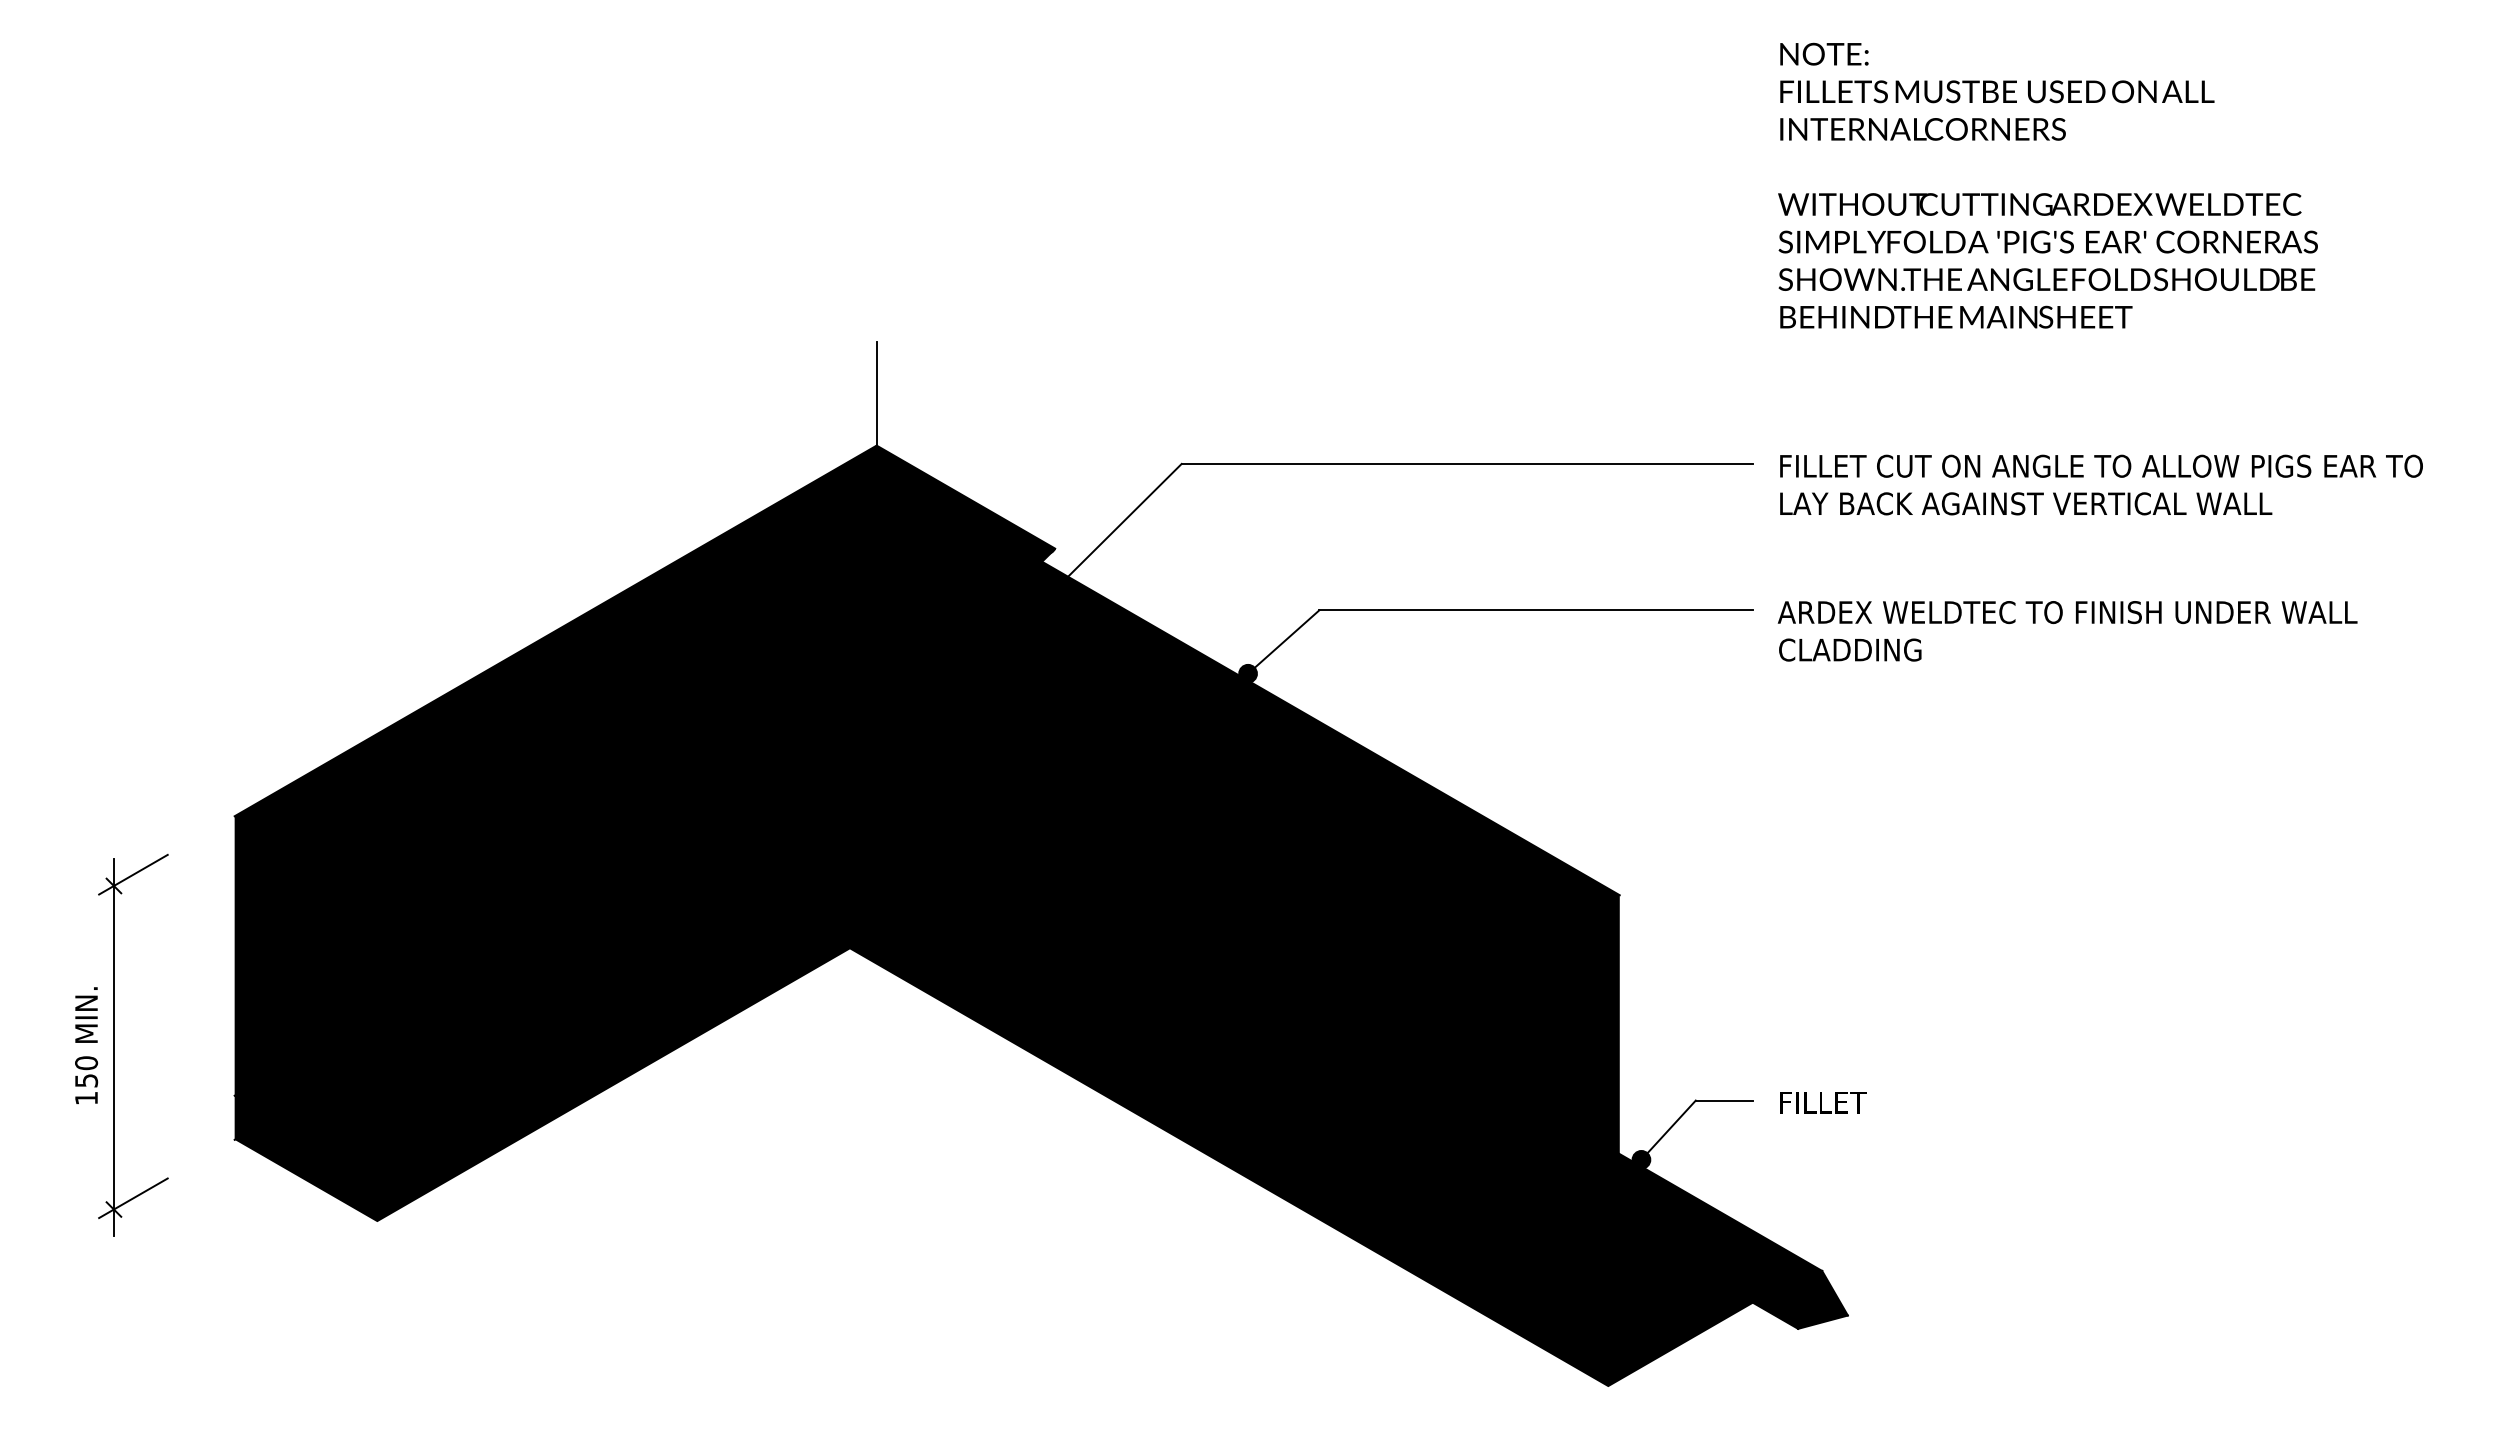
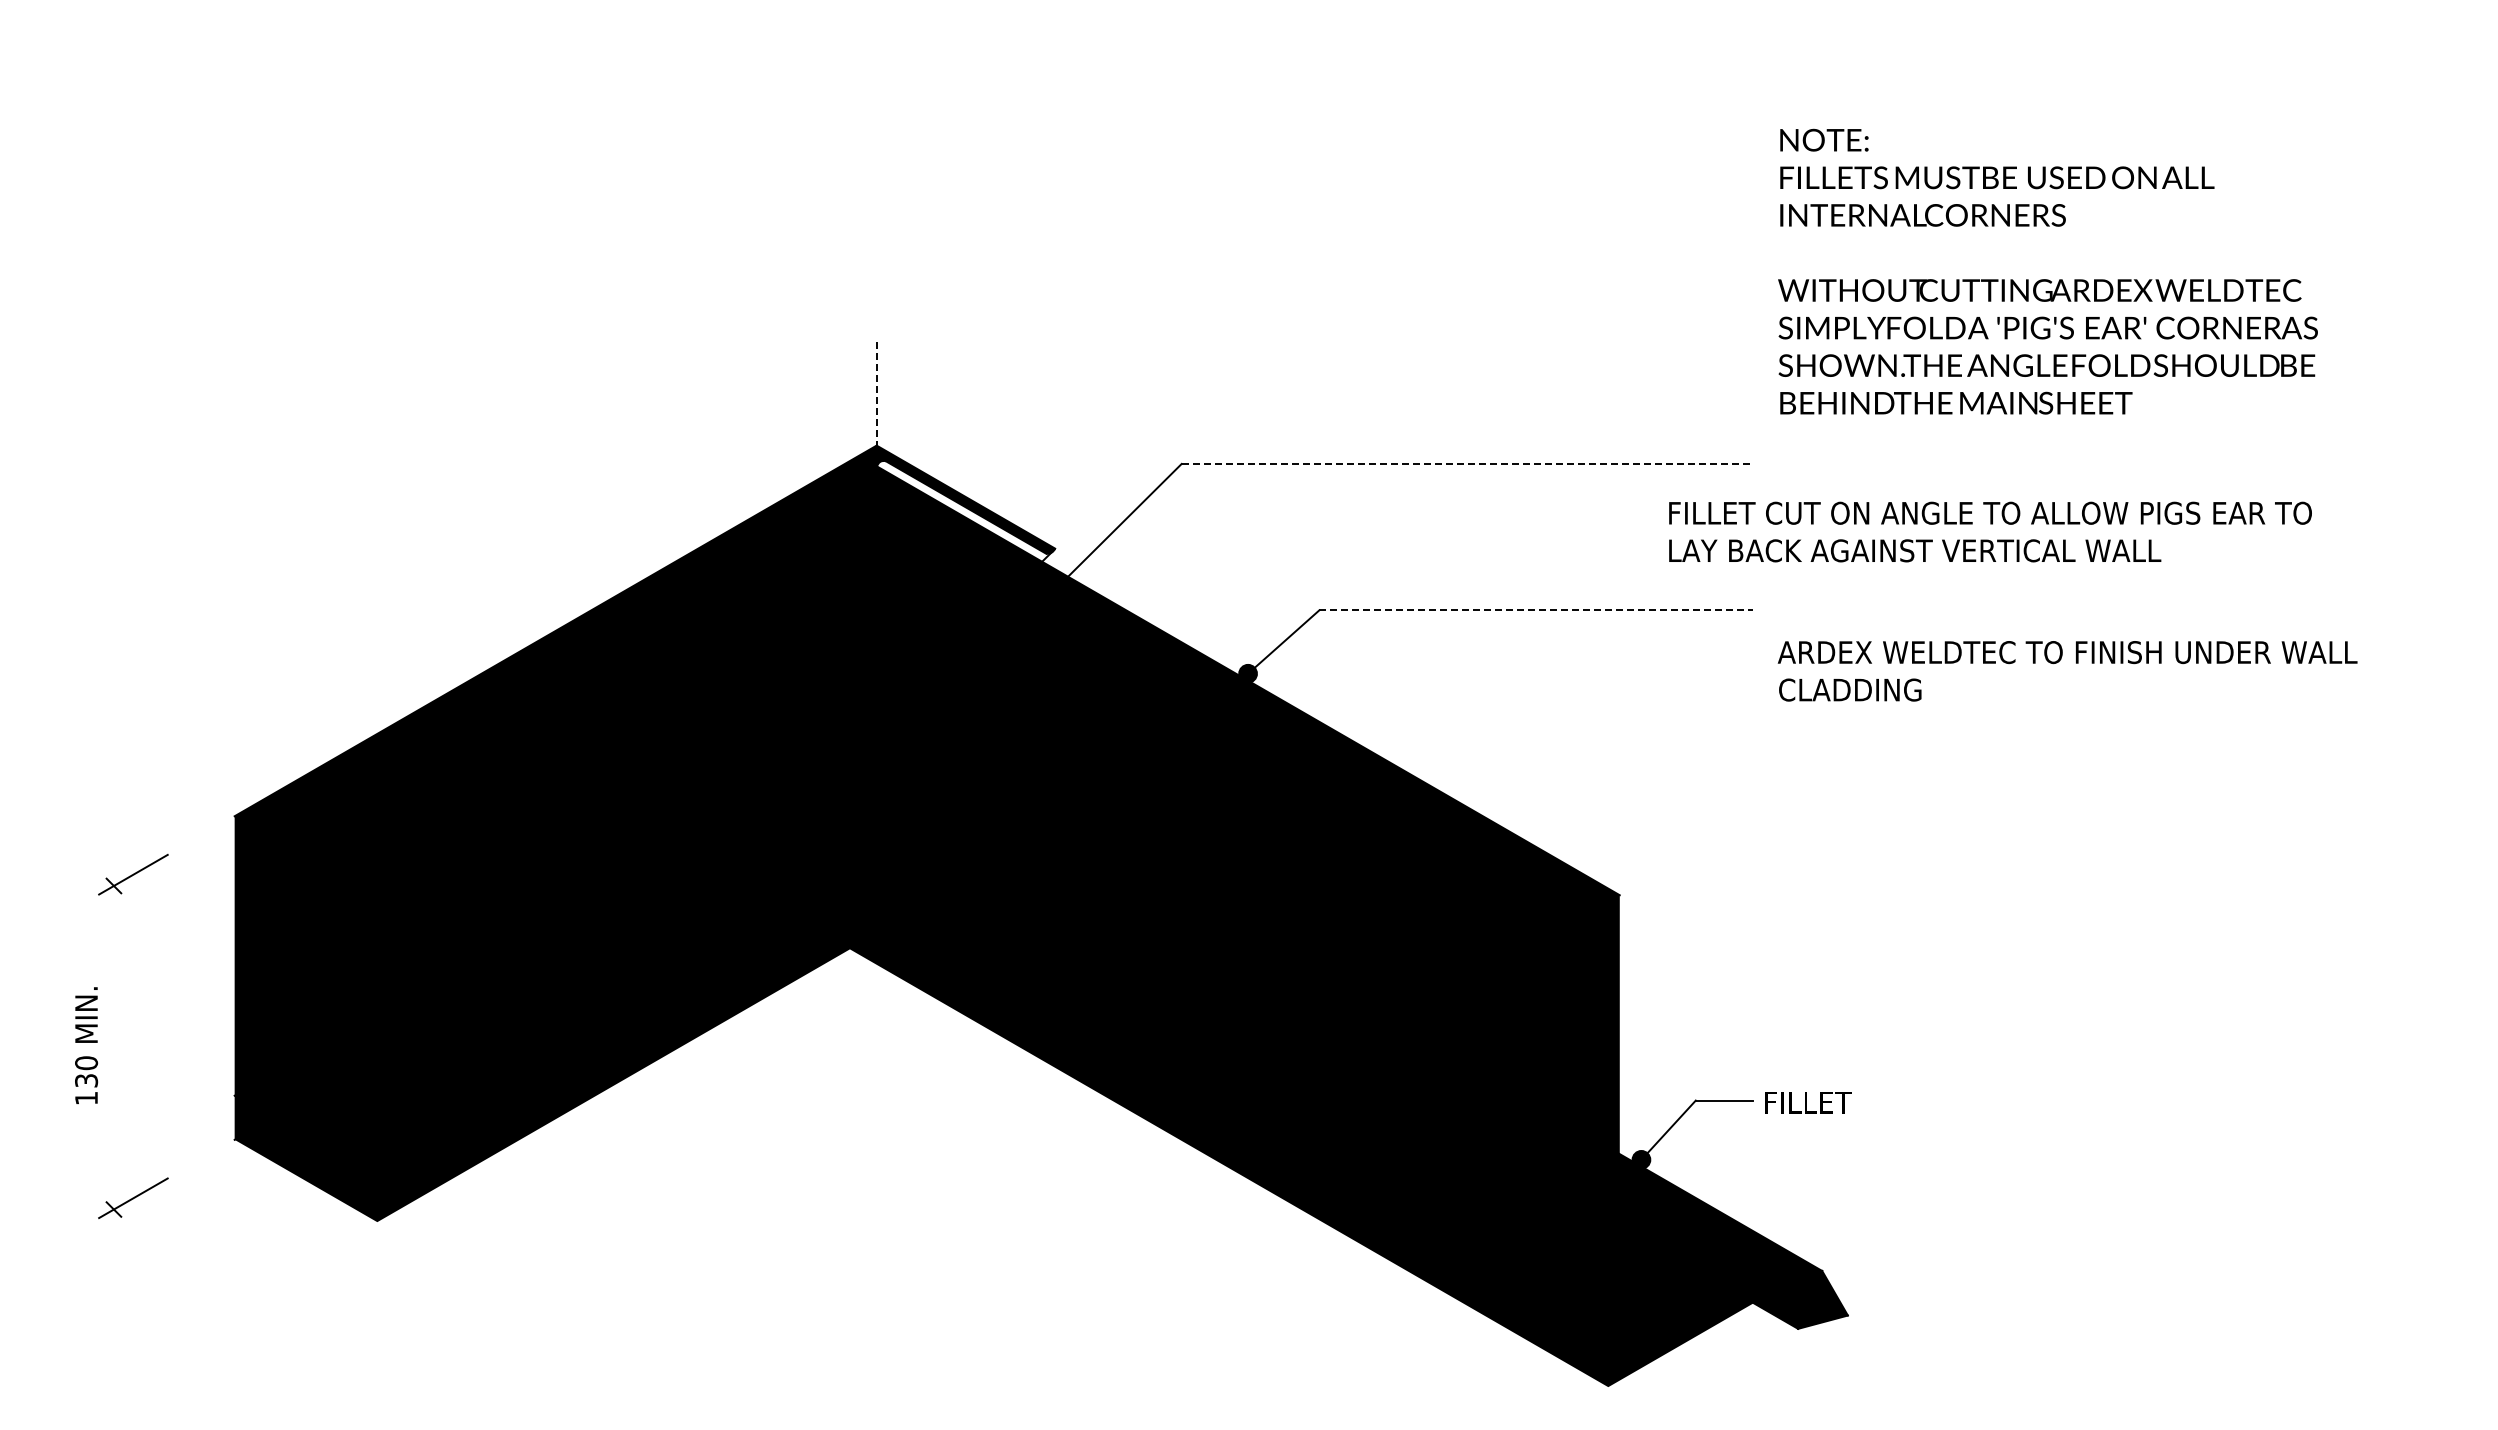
text position: (2047, 185) -> (2047, 271) (2047, 271)
line: solid -> dashed (876, 393)
line: solid -> dashed (1467, 463)
text position: (2101, 484) -> (1990, 531) (1990, 531)
fill: present -> none (964, 510)
line: solid -> dashed (1536, 610)
text position: (2067, 631) -> (2067, 671) (2067, 671)
line: present -> none (113, 1047)
text: 150 -> 130 (86, 1080)
text position: (1823, 1102) -> (1808, 1102) (1808, 1102)
